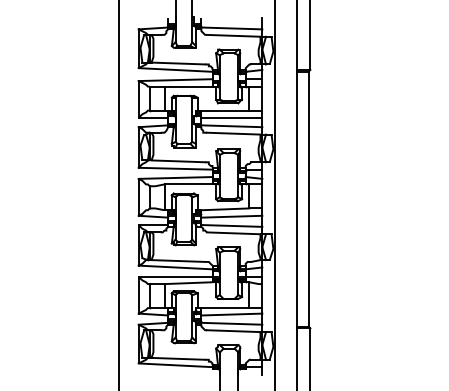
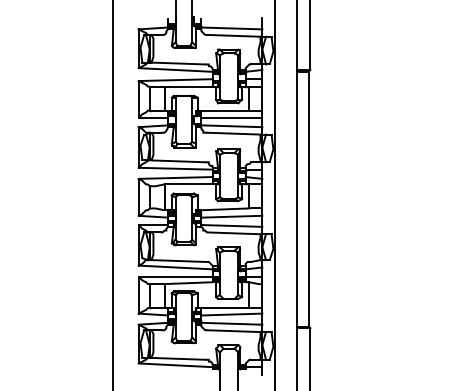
line position: (118, 194) -> (112, 194) (112, 194)
